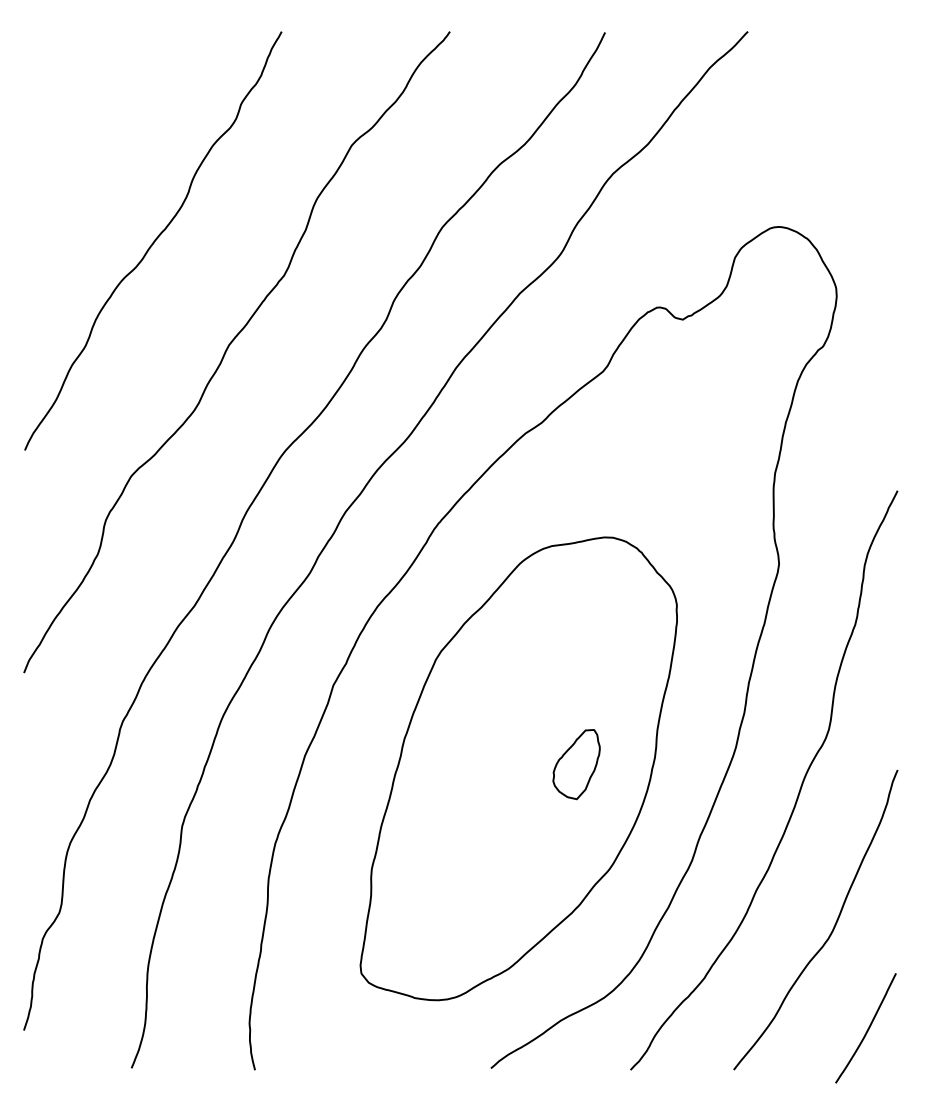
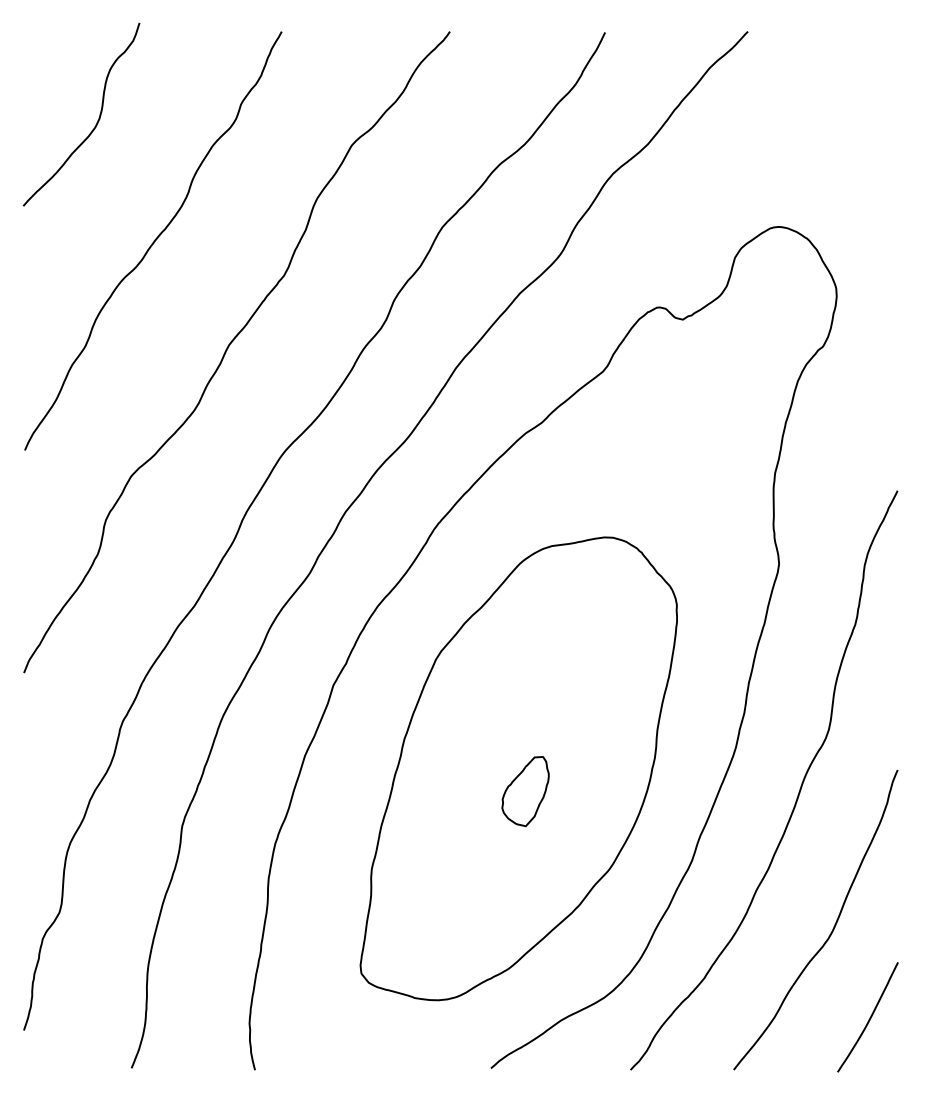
curve: none -> present (96, 122)
part position: (576, 764) -> (525, 791) (525, 791)
curve position: (867, 1028) -> (869, 1017) (869, 1017)
